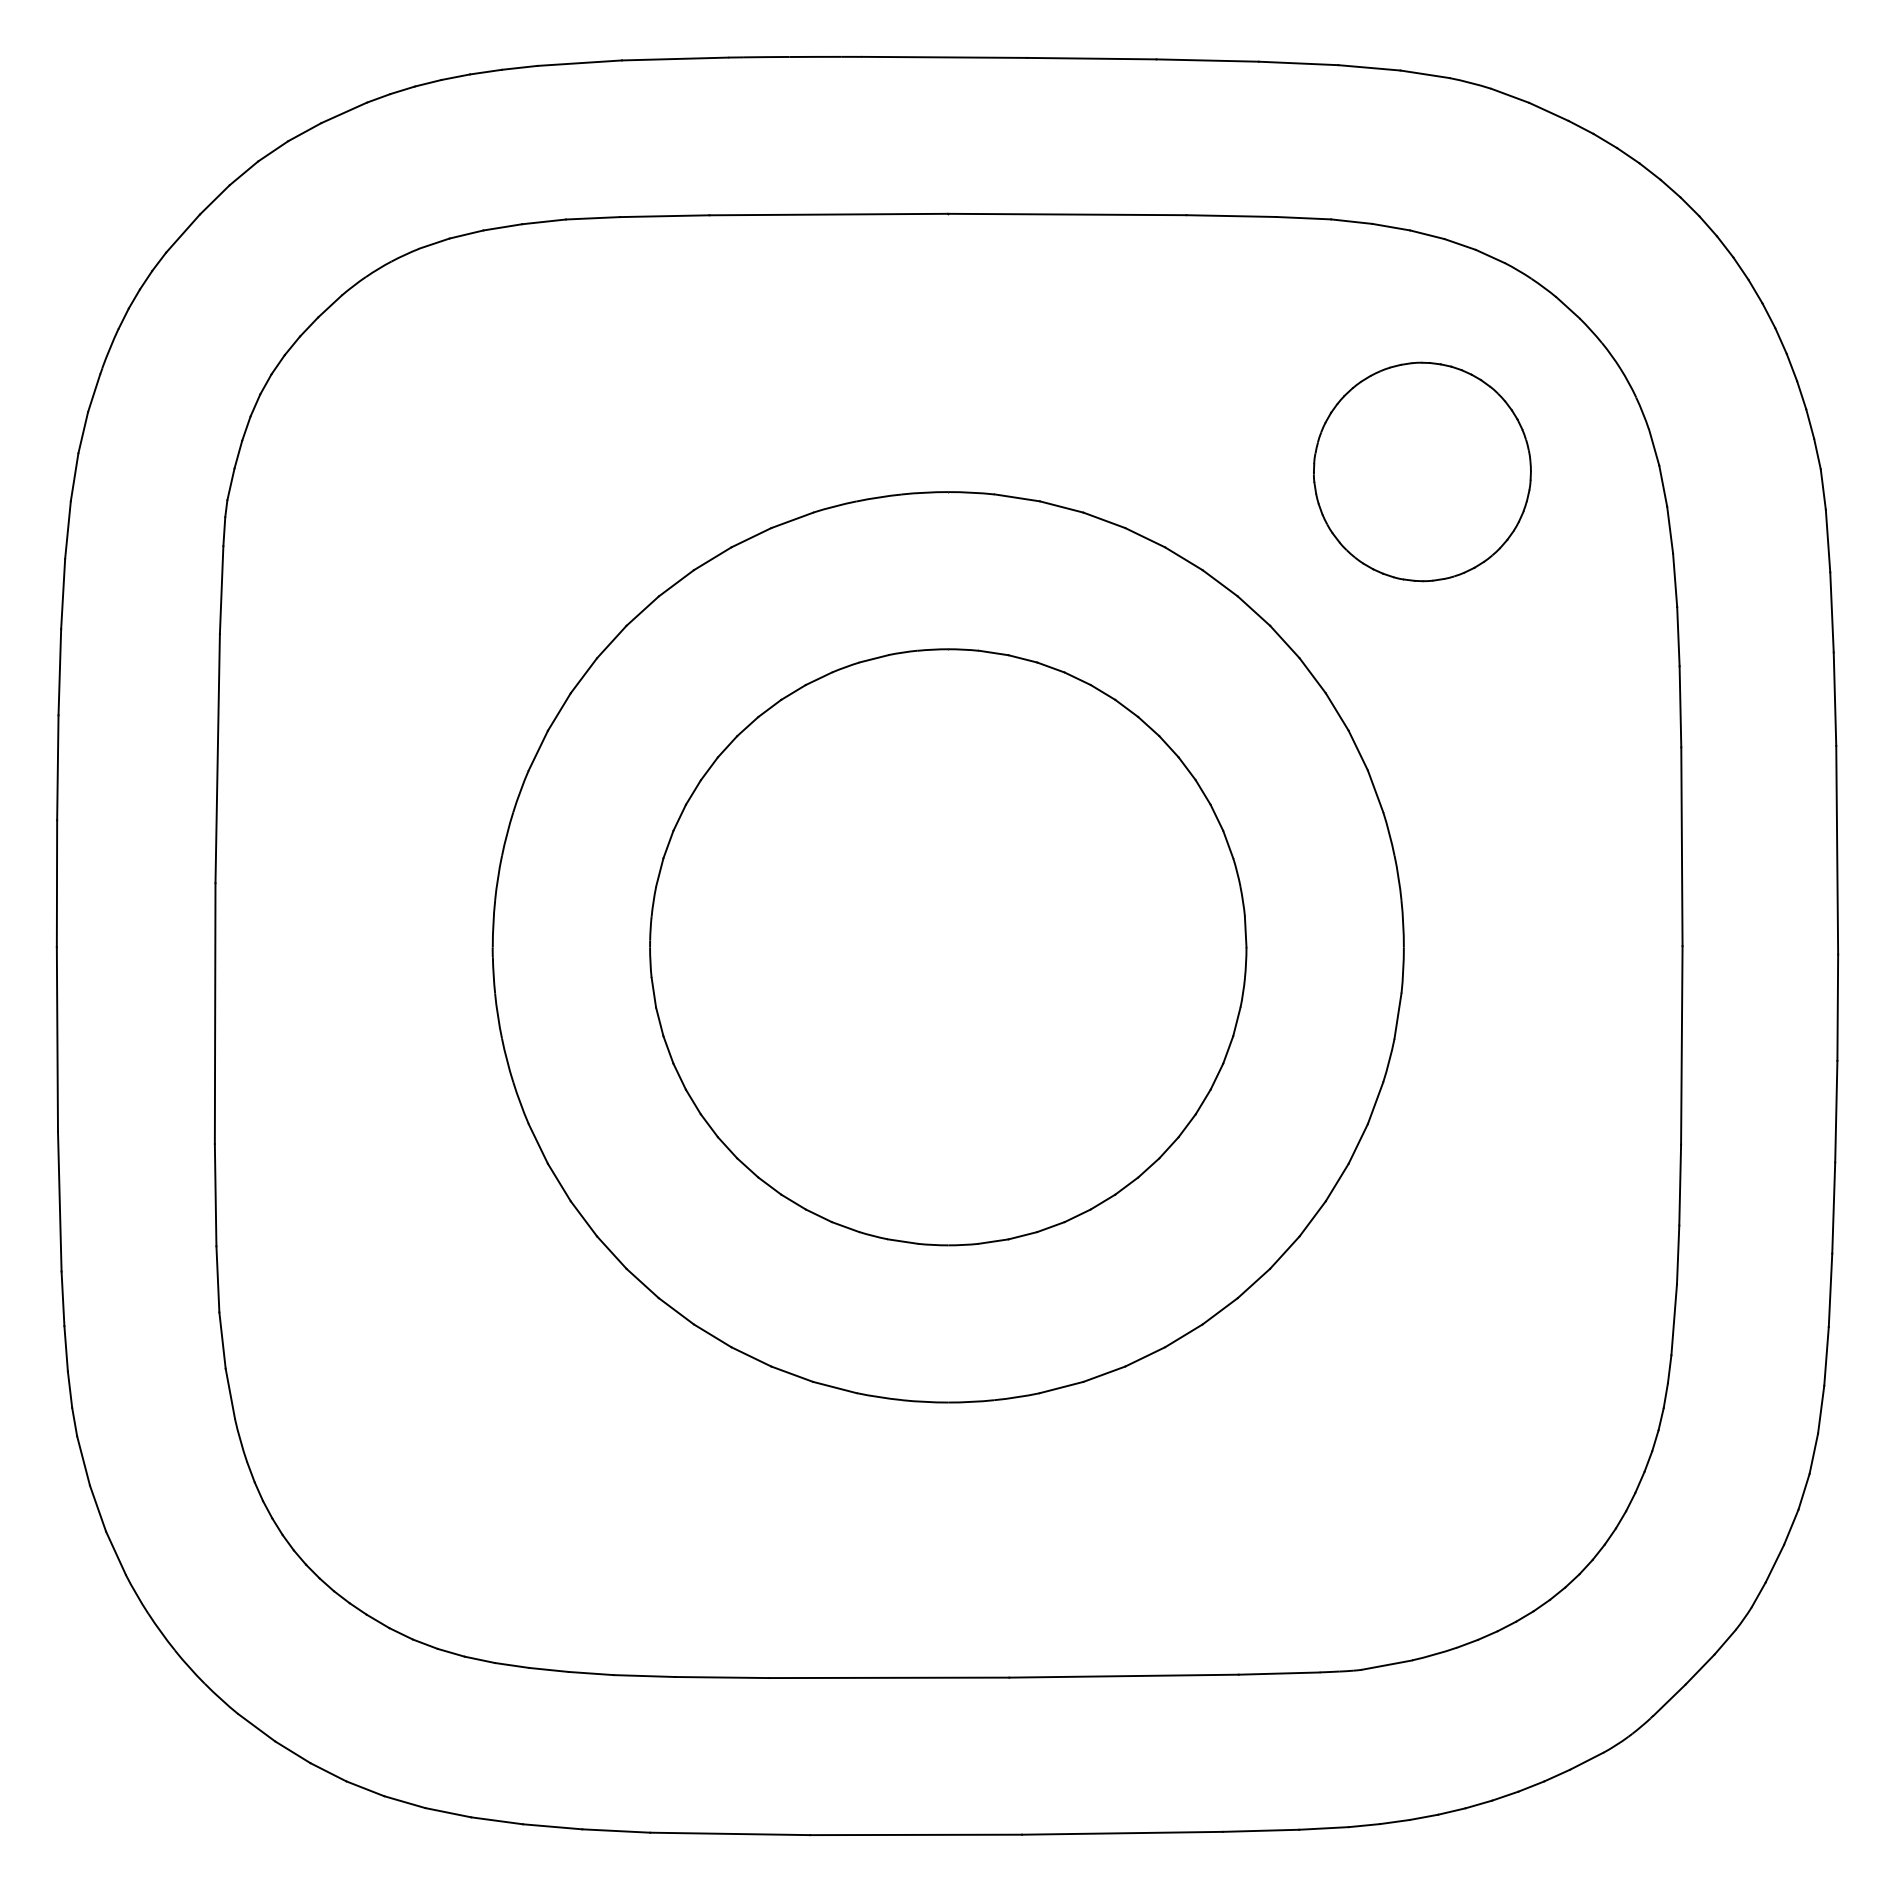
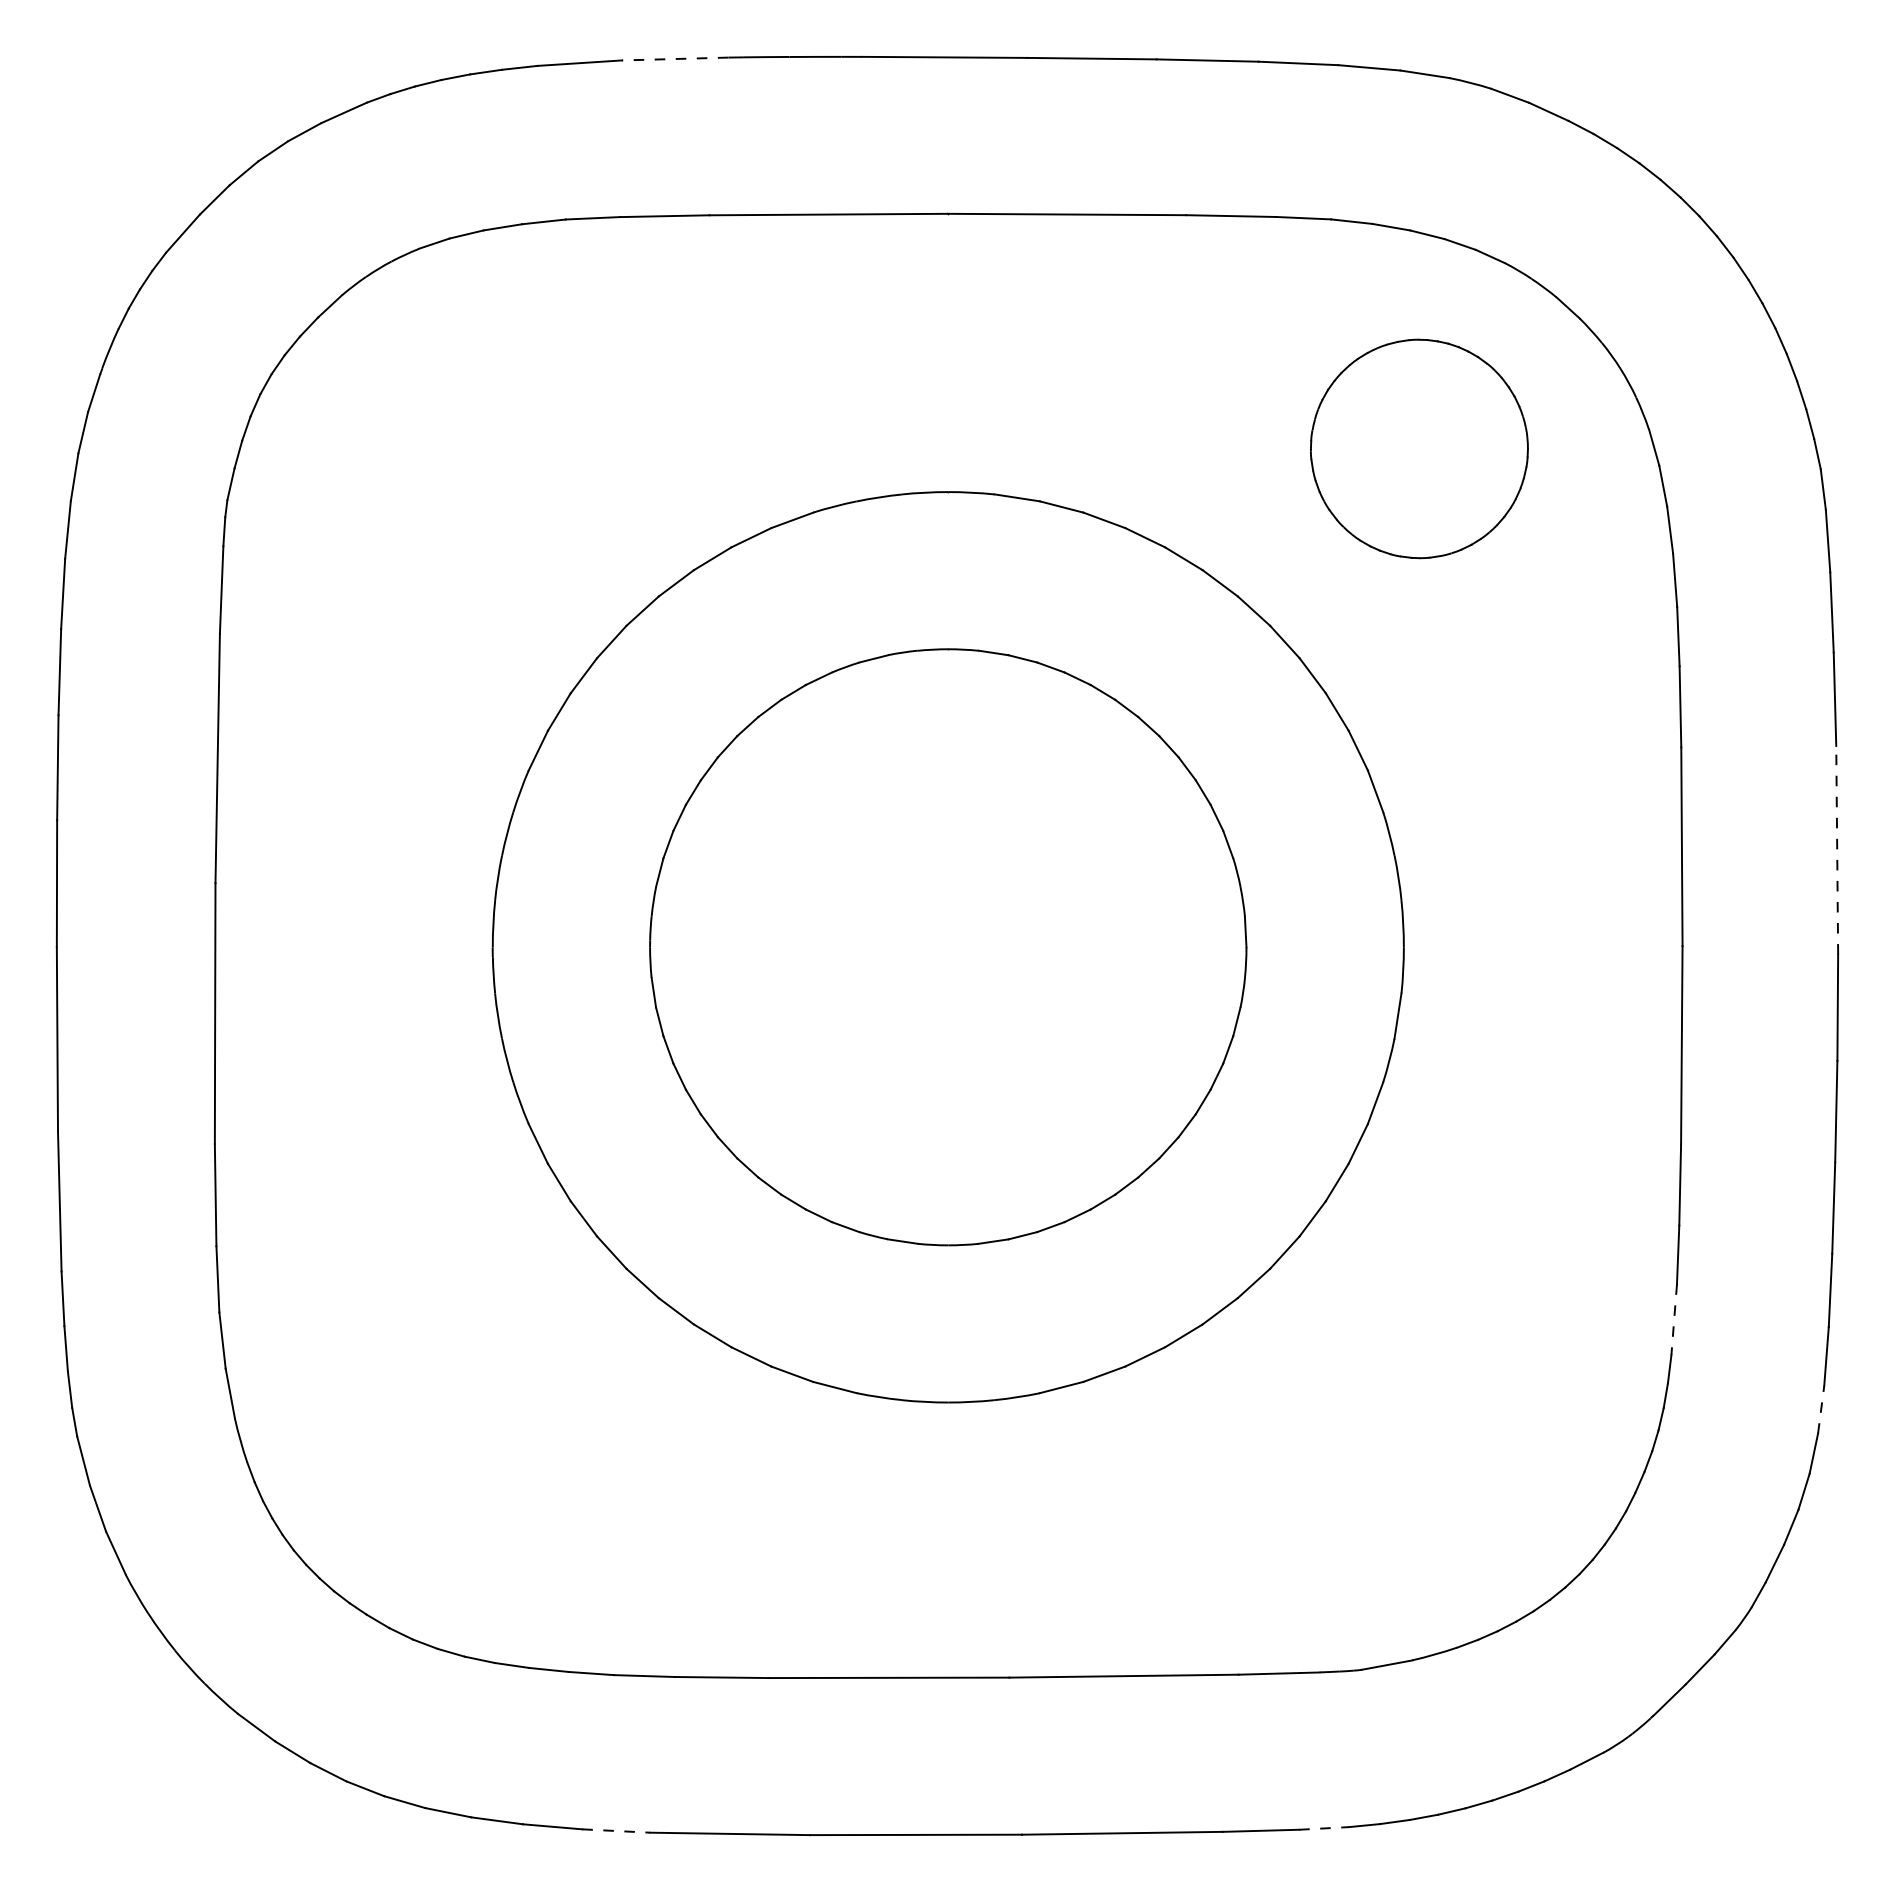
line: solid -> dashed (674, 59)
part position: (1422, 471) -> (1419, 448) (1419, 448)
line: solid -> dashed (1837, 849)
line: solid -> dashed (1674, 1319)
line: solid -> dashed (1821, 1409)
line: solid -> dashed (1324, 1828)
line: solid -> dashed (616, 1831)
